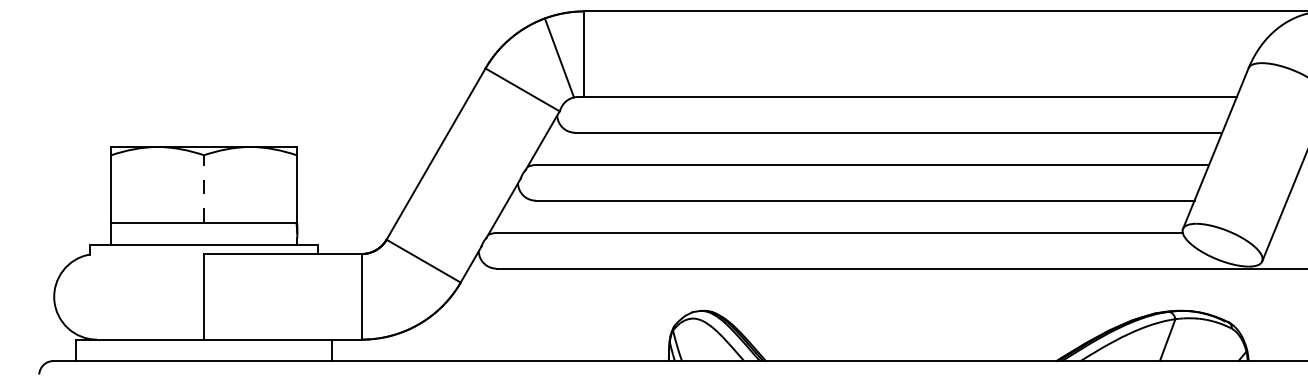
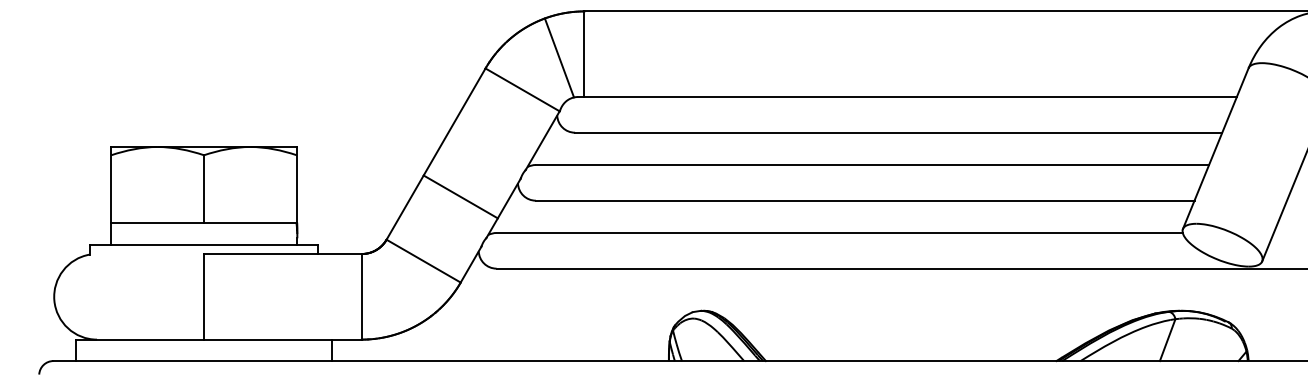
line: dashed -> solid (204, 188)
line: none -> present (460, 196)
